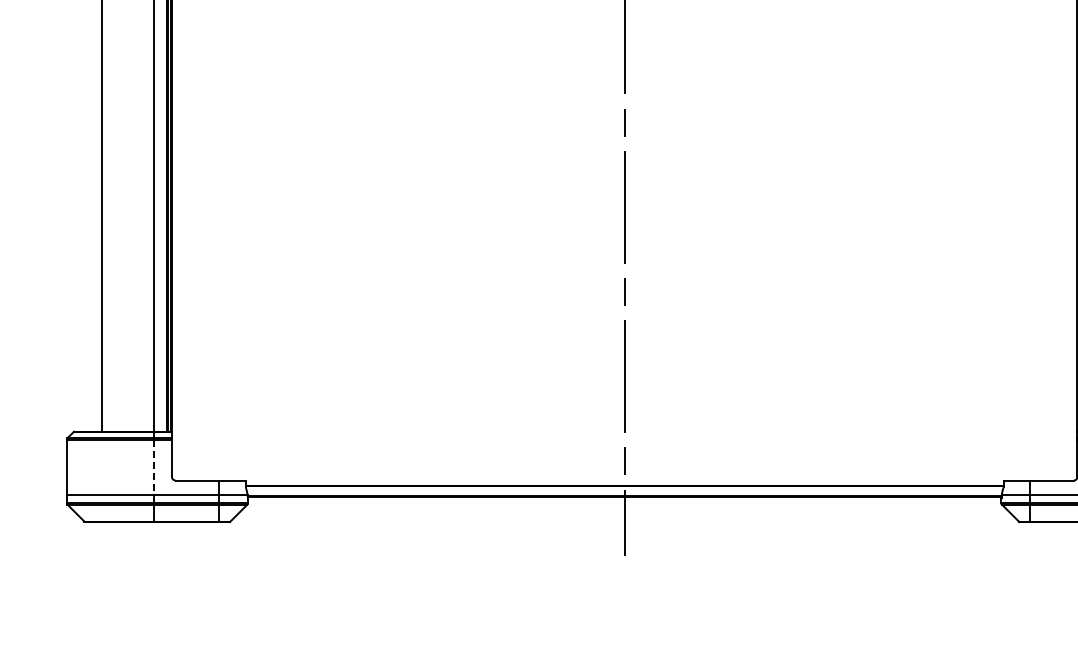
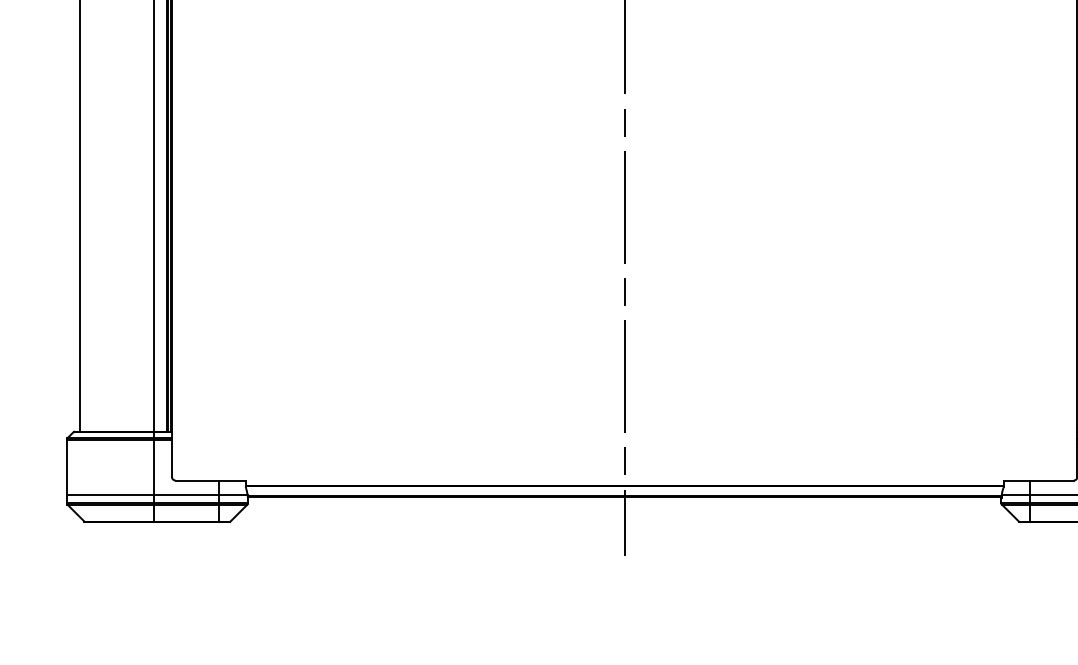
line position: (101, 216) -> (79, 216) (79, 216)
line: dashed -> solid (153, 467)
